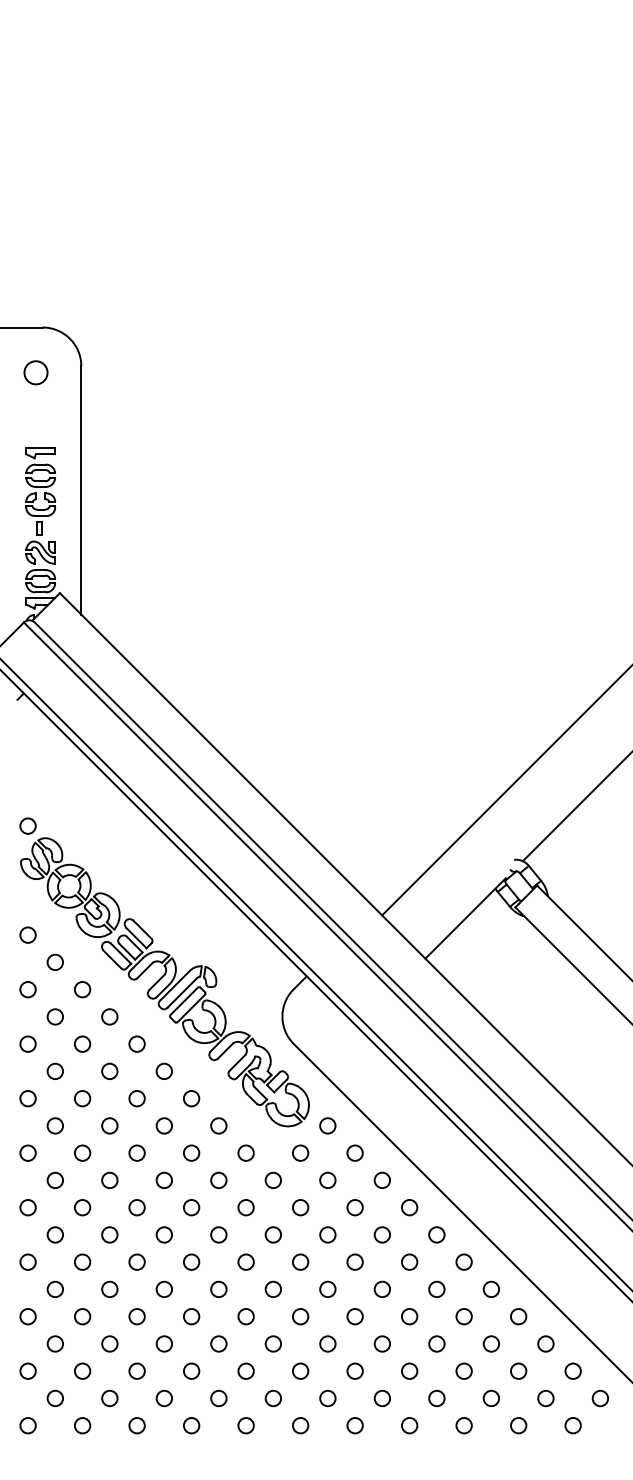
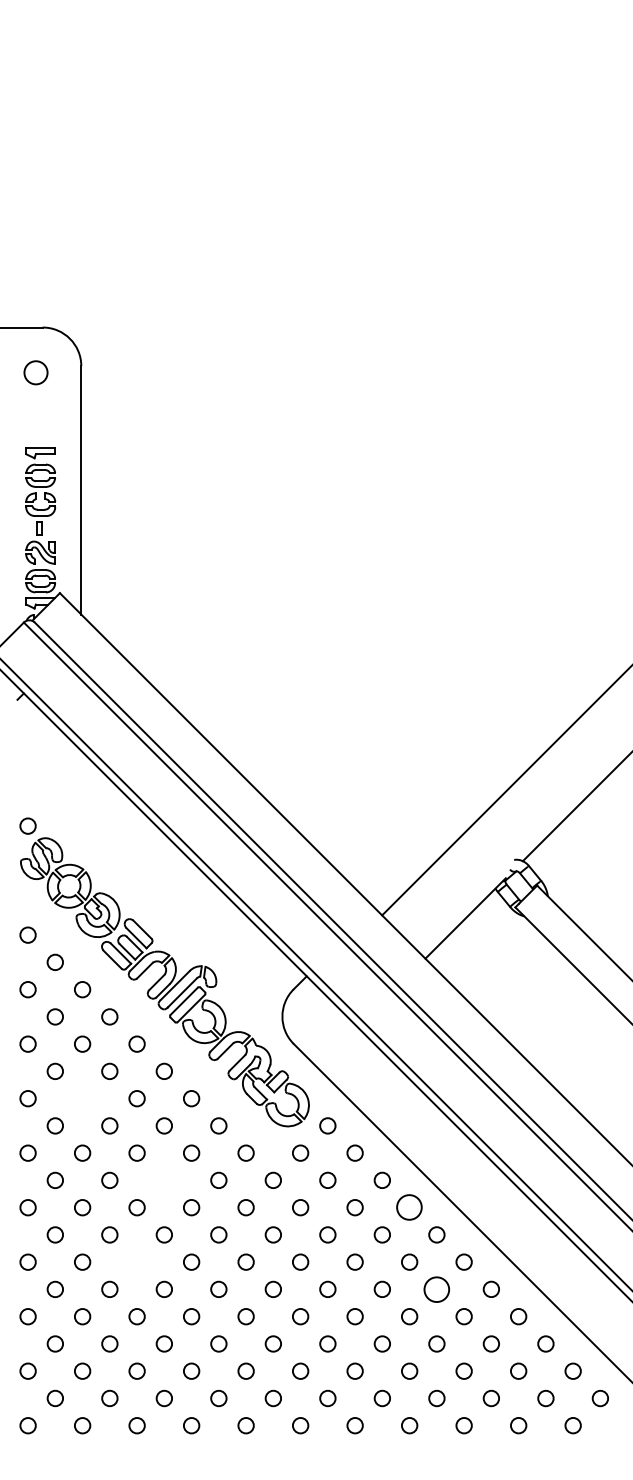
circle: present -> none (82, 1098)
circle: present -> none (163, 1179)
circle size: 18x18 px -> 27x27 px (409, 1207)
circle: present -> none (136, 1261)
circle size: 18x18 px -> 28x27 px (436, 1289)
